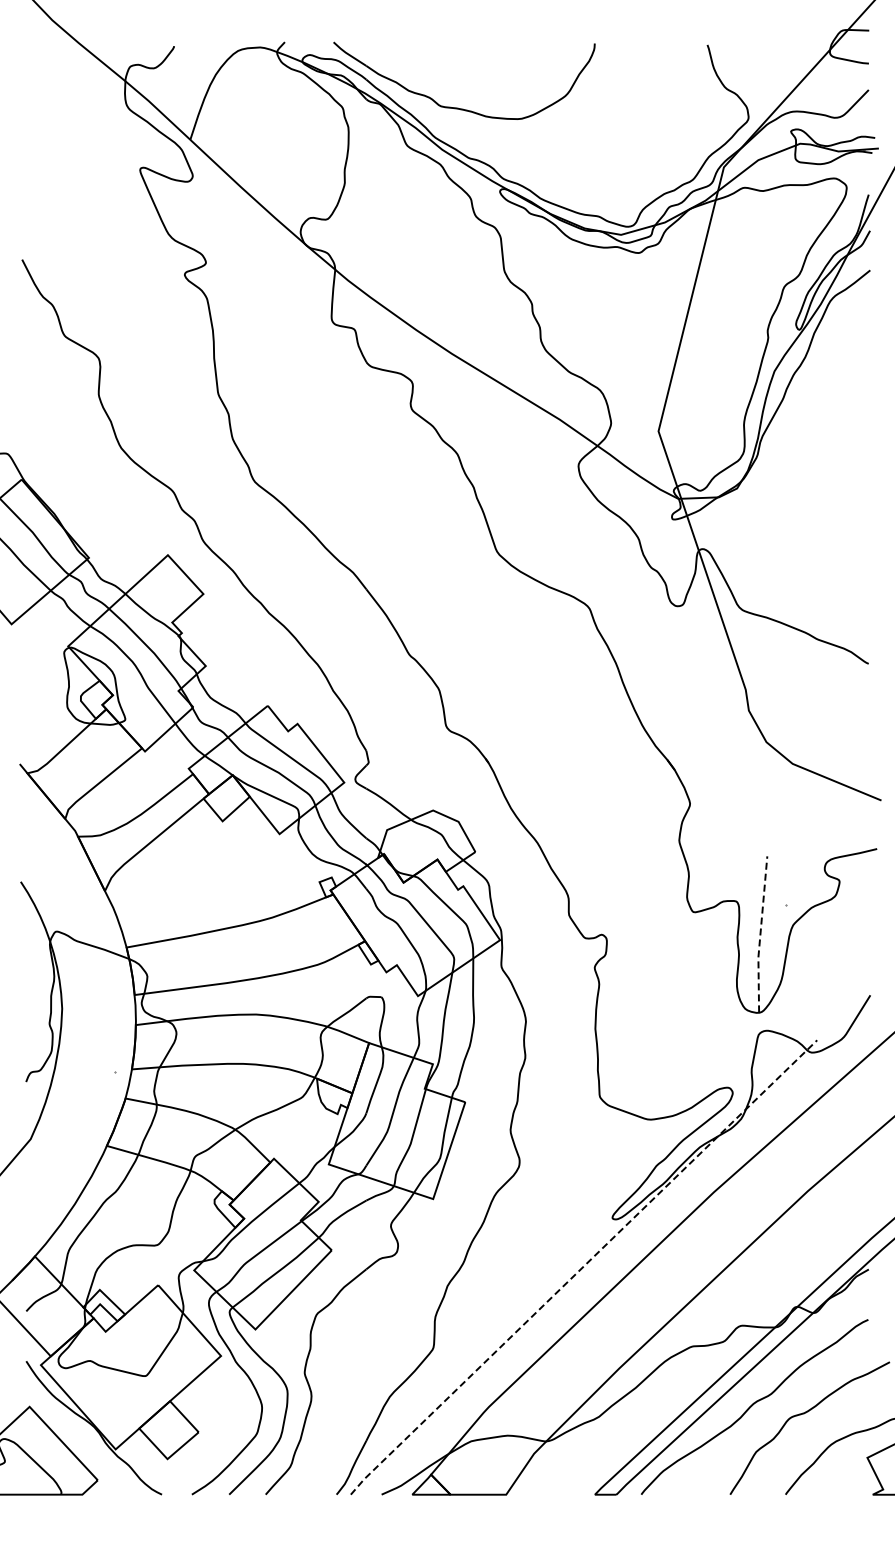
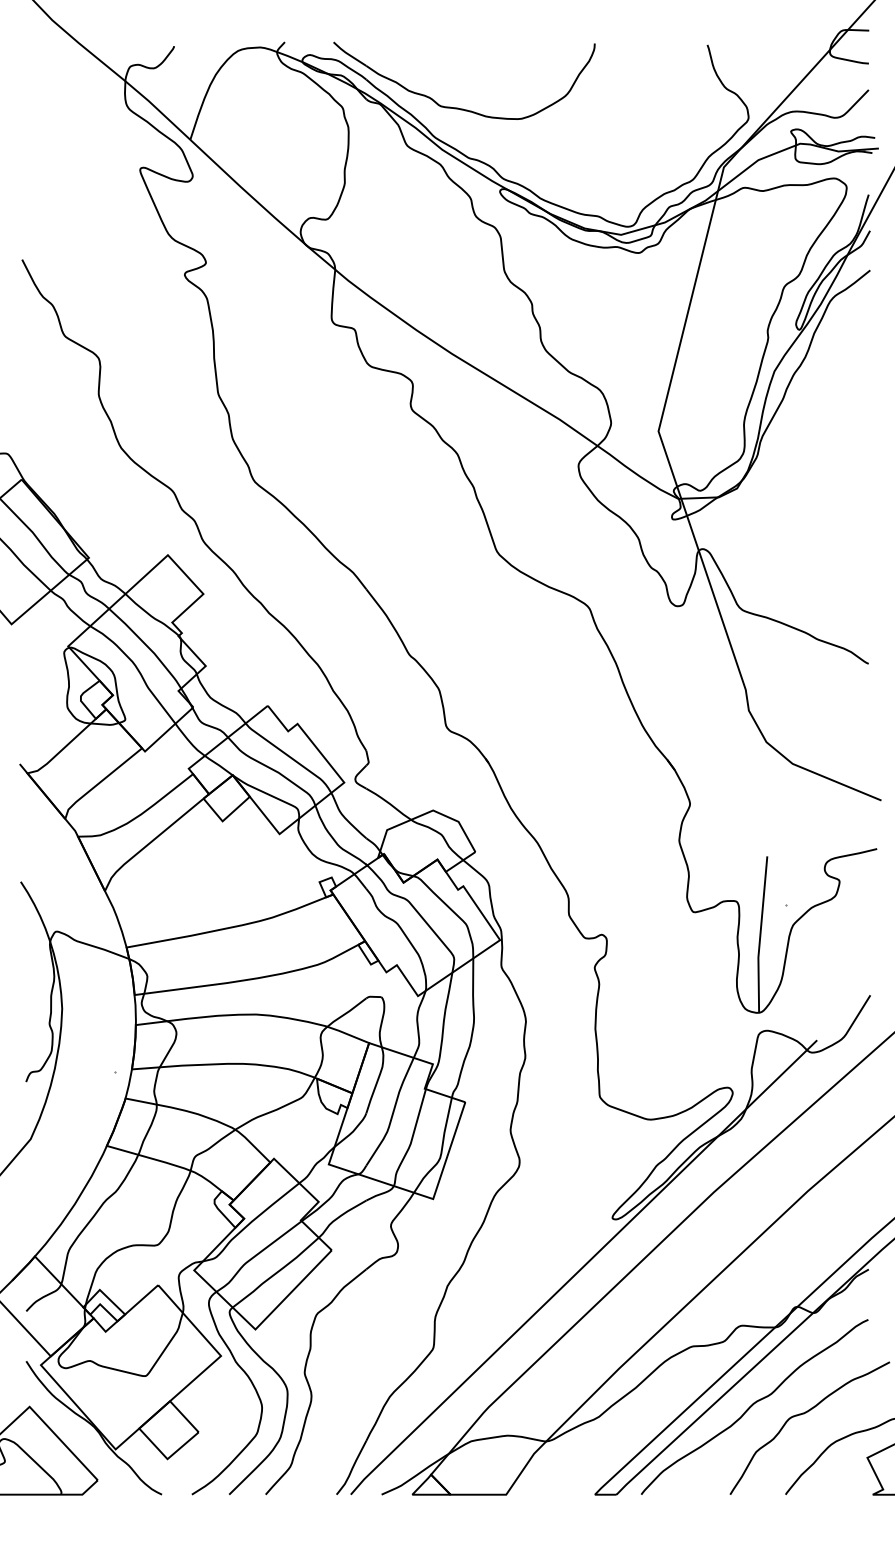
line: dashed -> solid (760, 934)
line: dashed -> solid (583, 1267)
